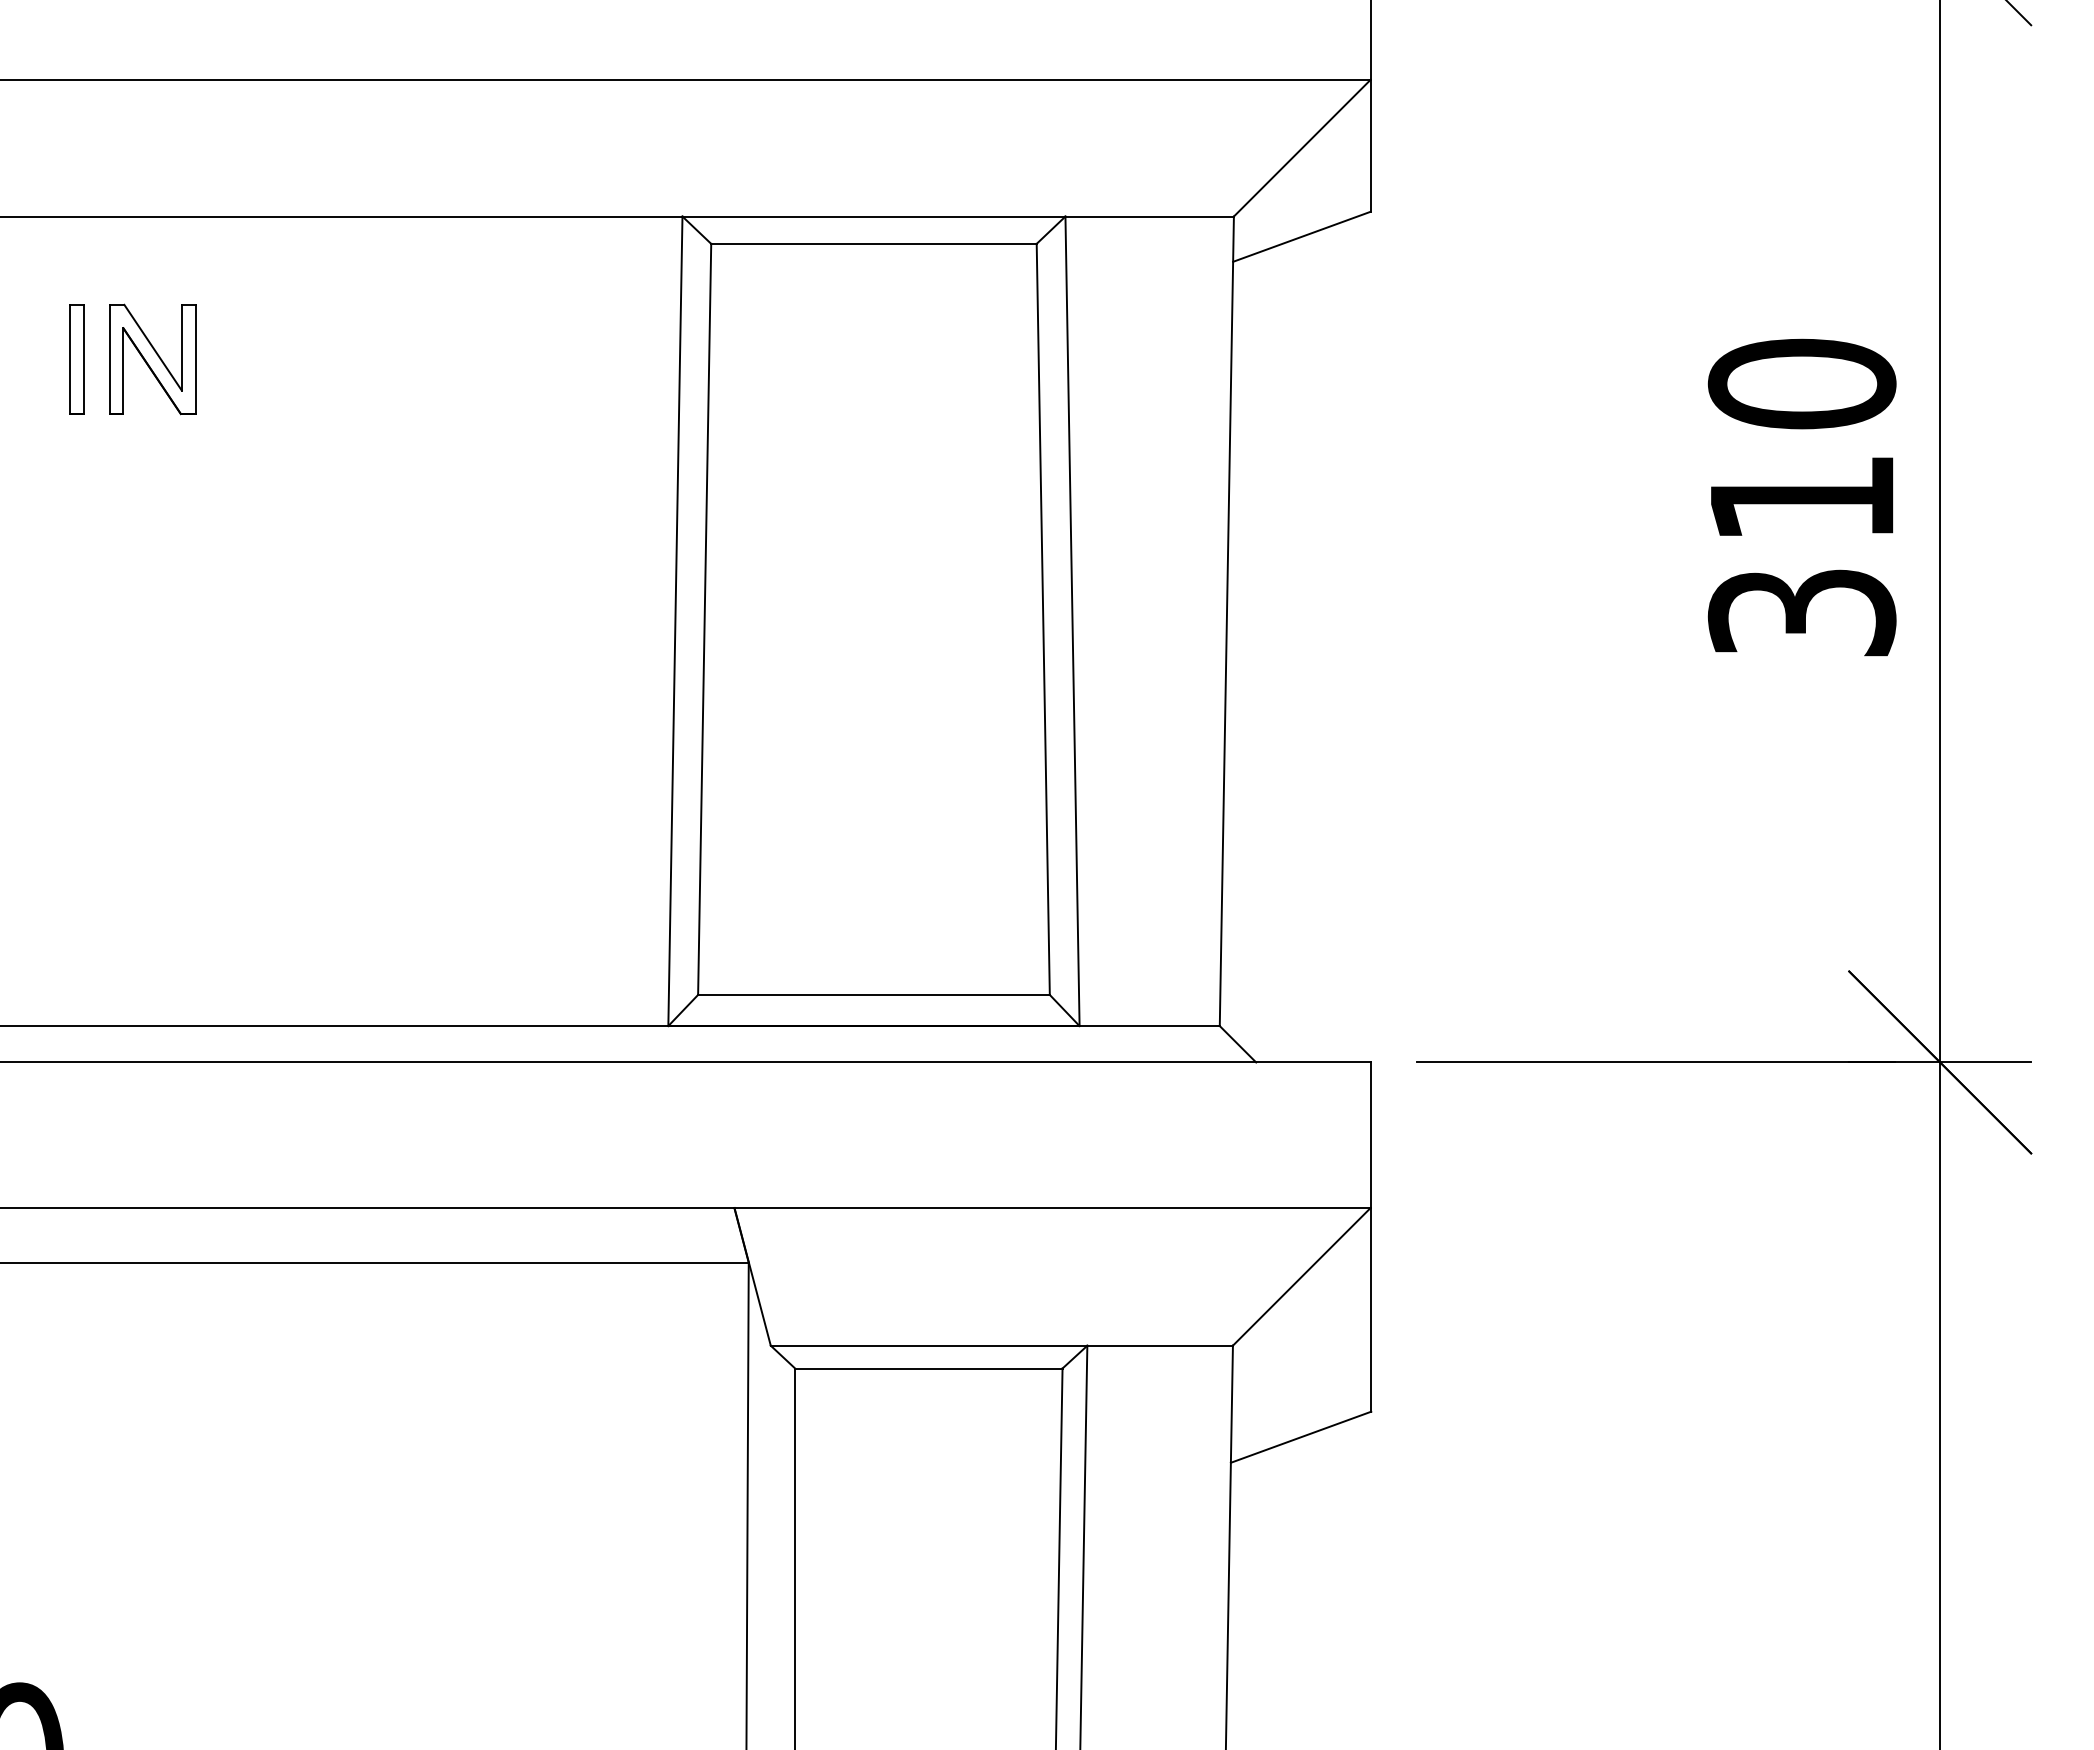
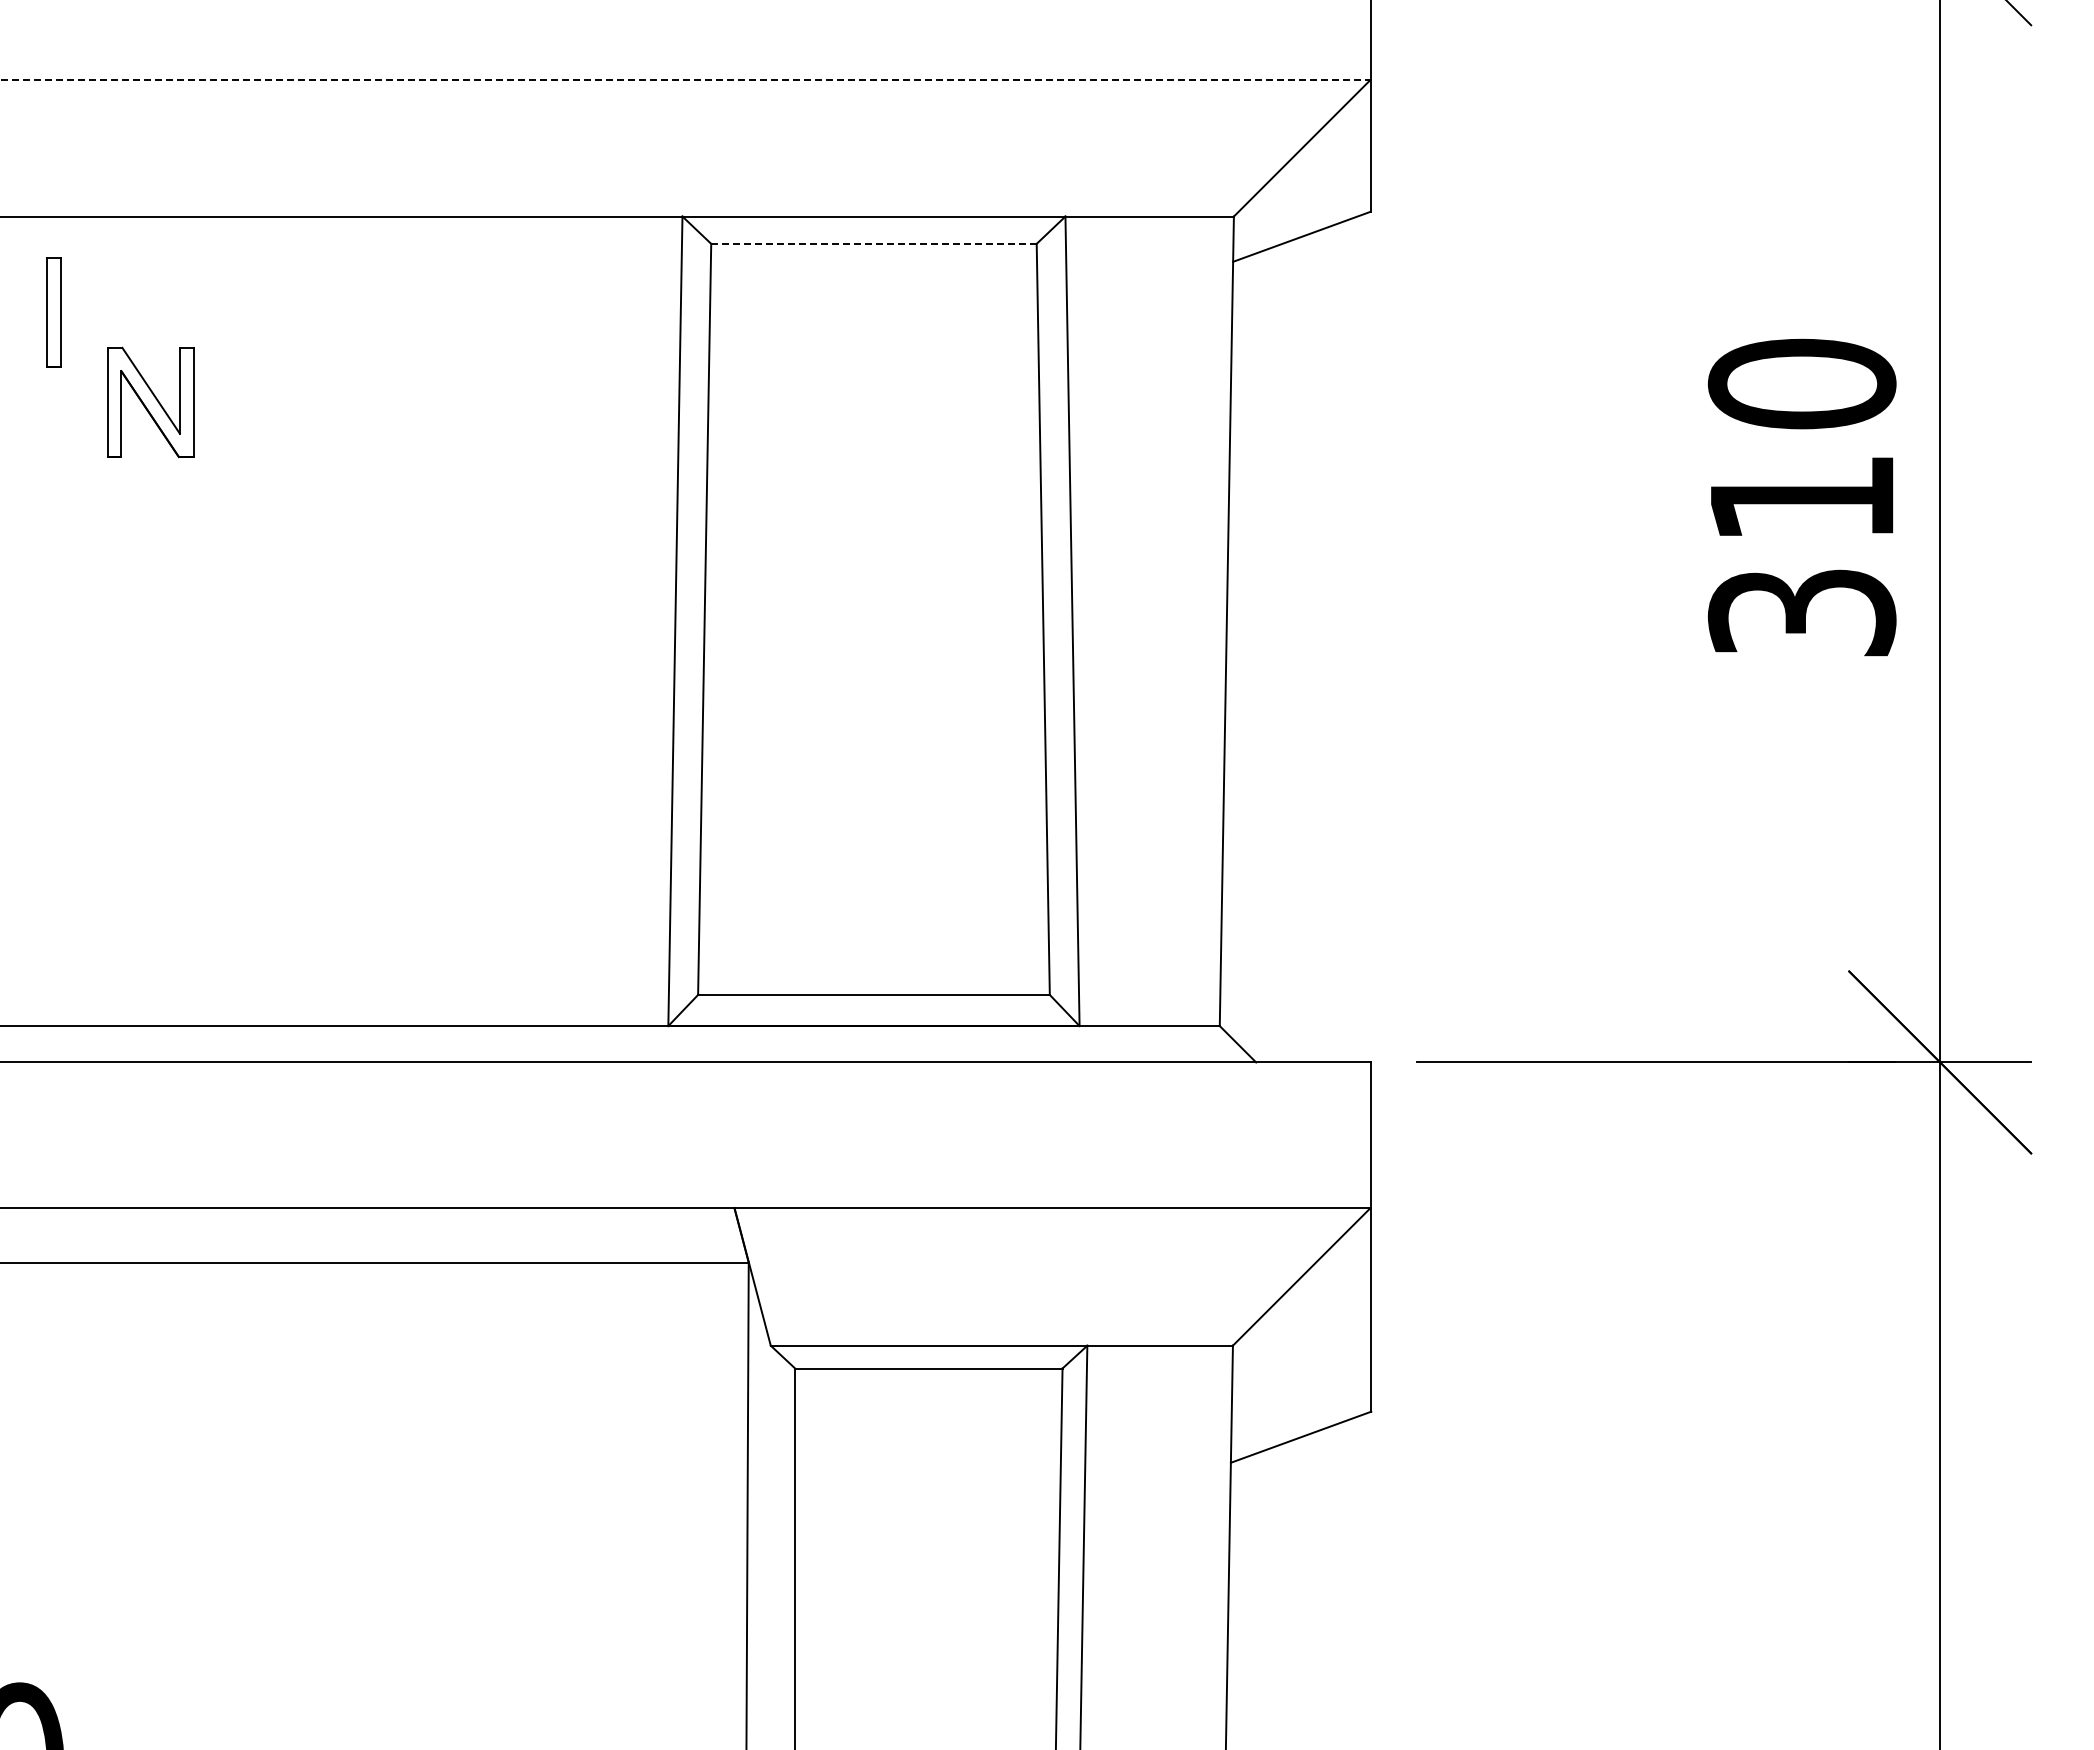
line: solid -> dashed (685, 79)
line: solid -> dashed (873, 243)
part position: (76, 359) -> (53, 312) (53, 312)
part position: (152, 359) -> (150, 402) (150, 402)
